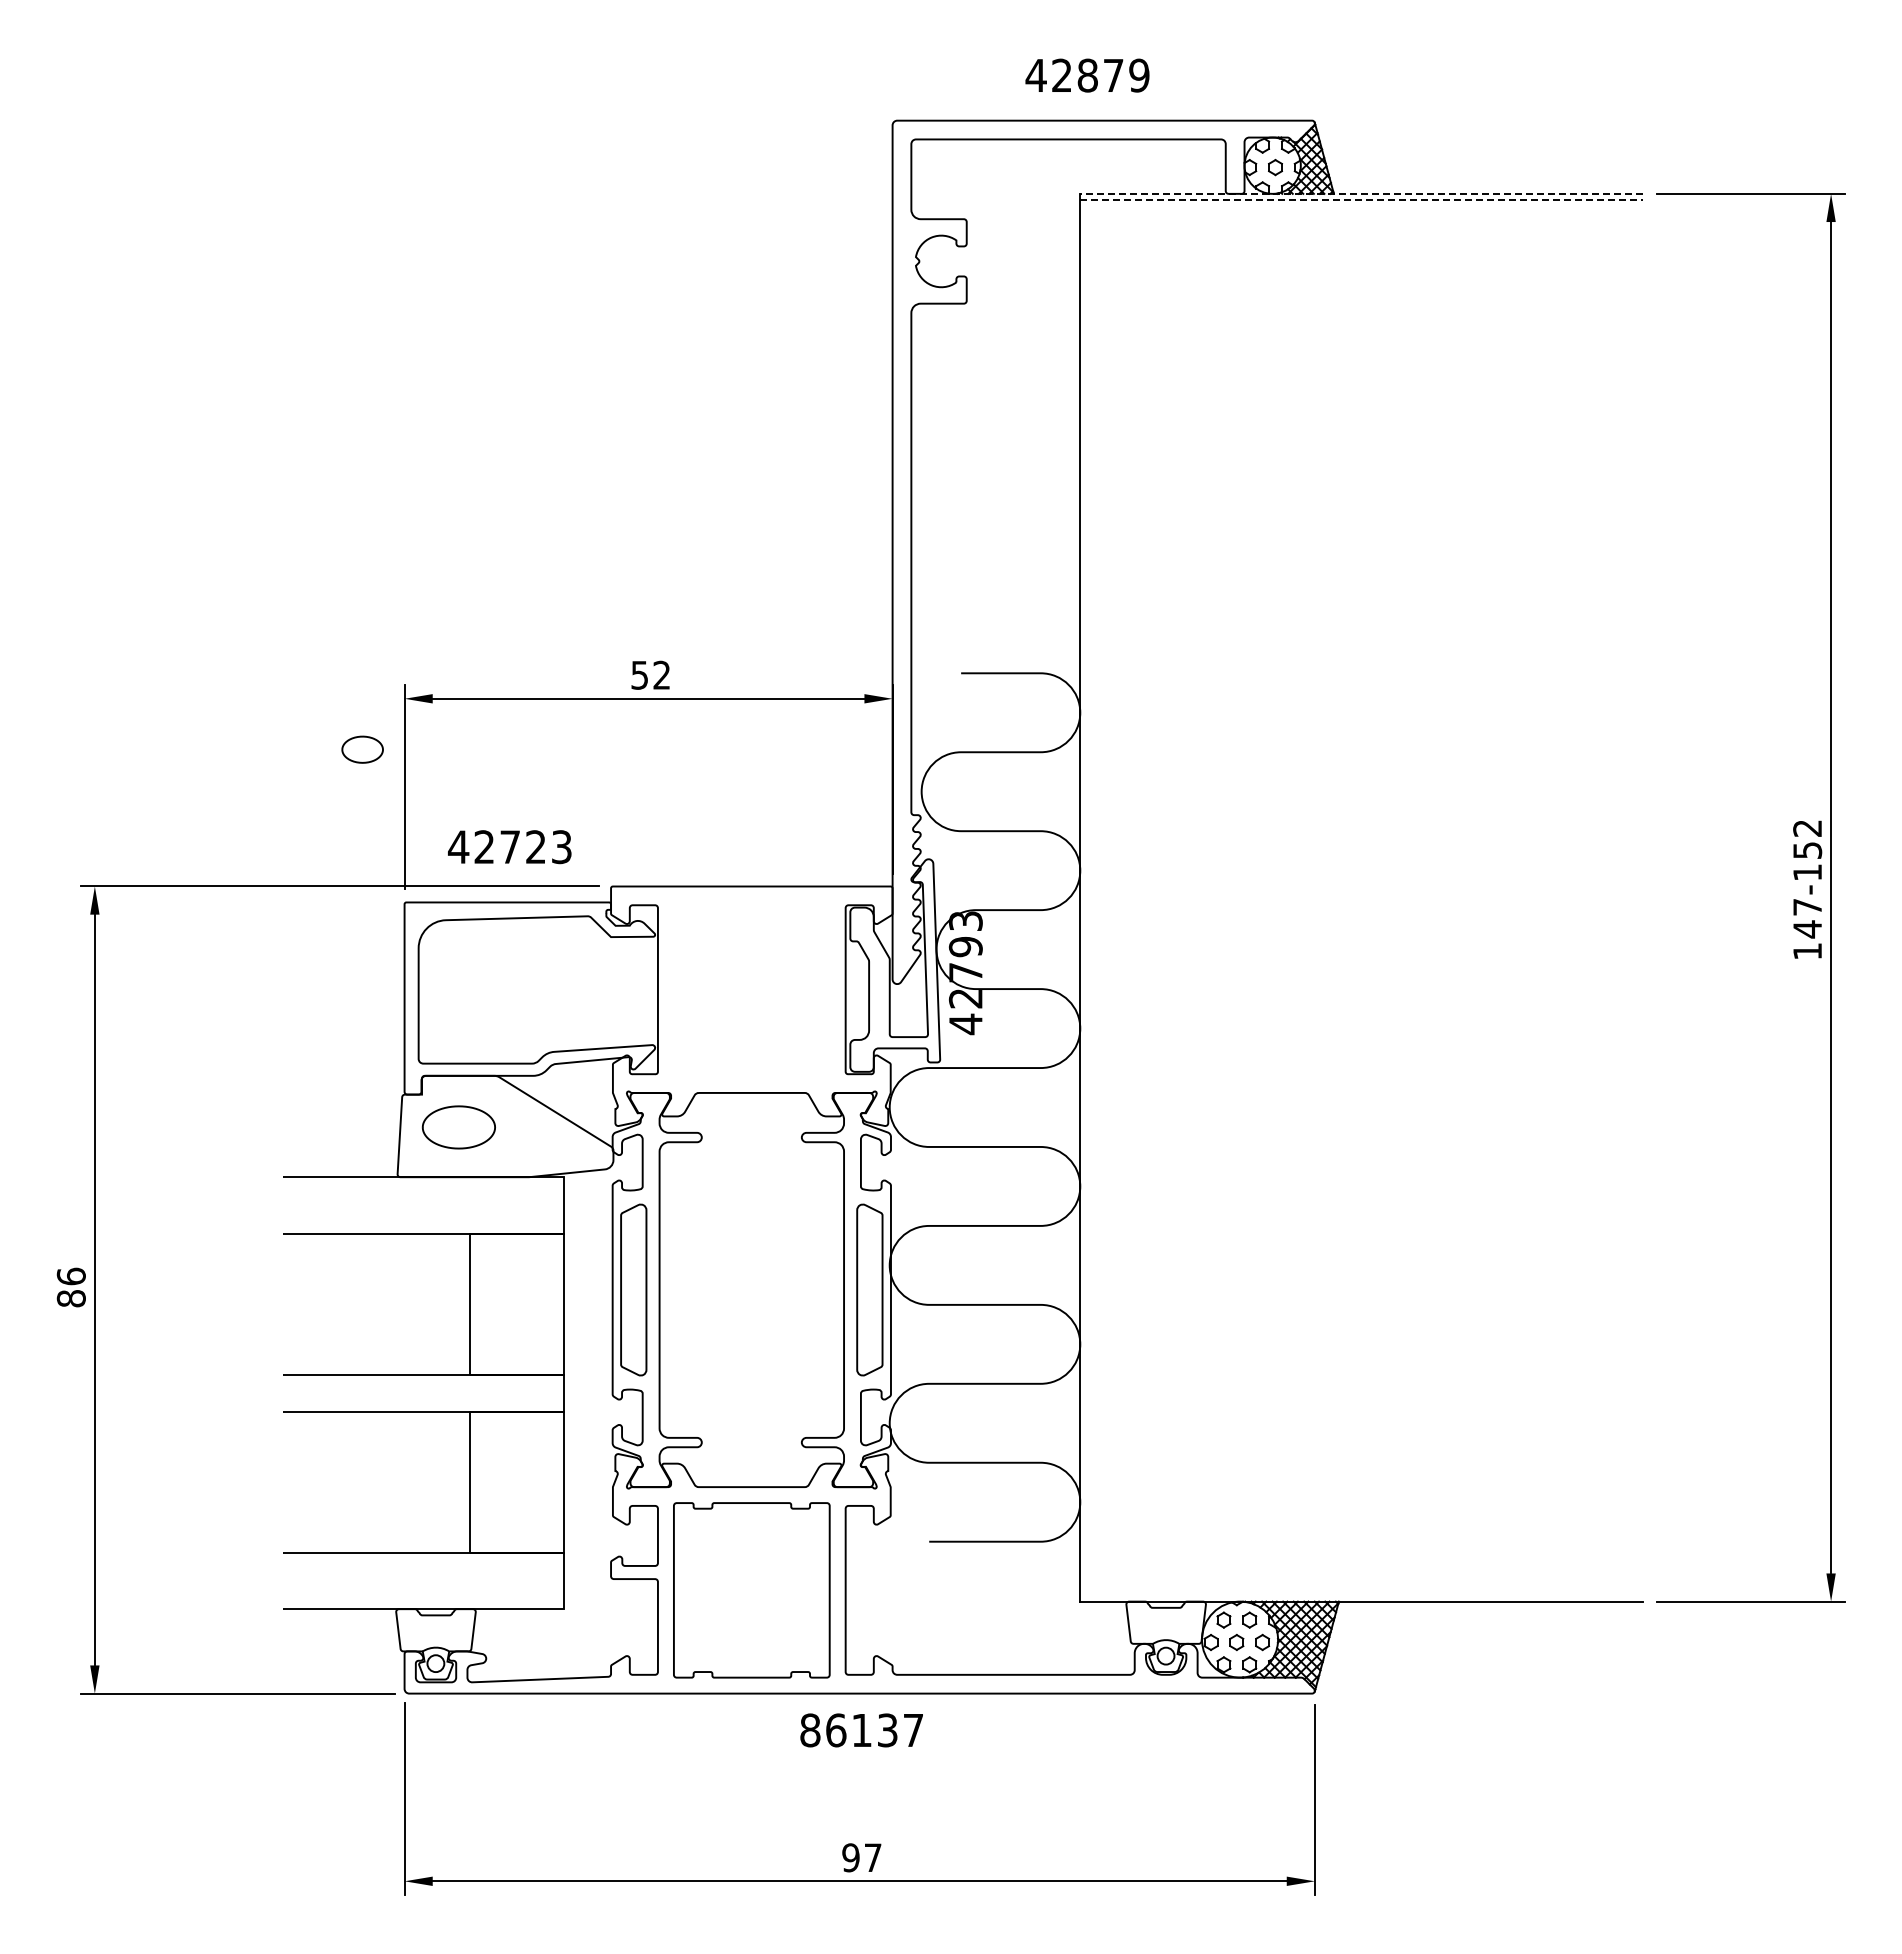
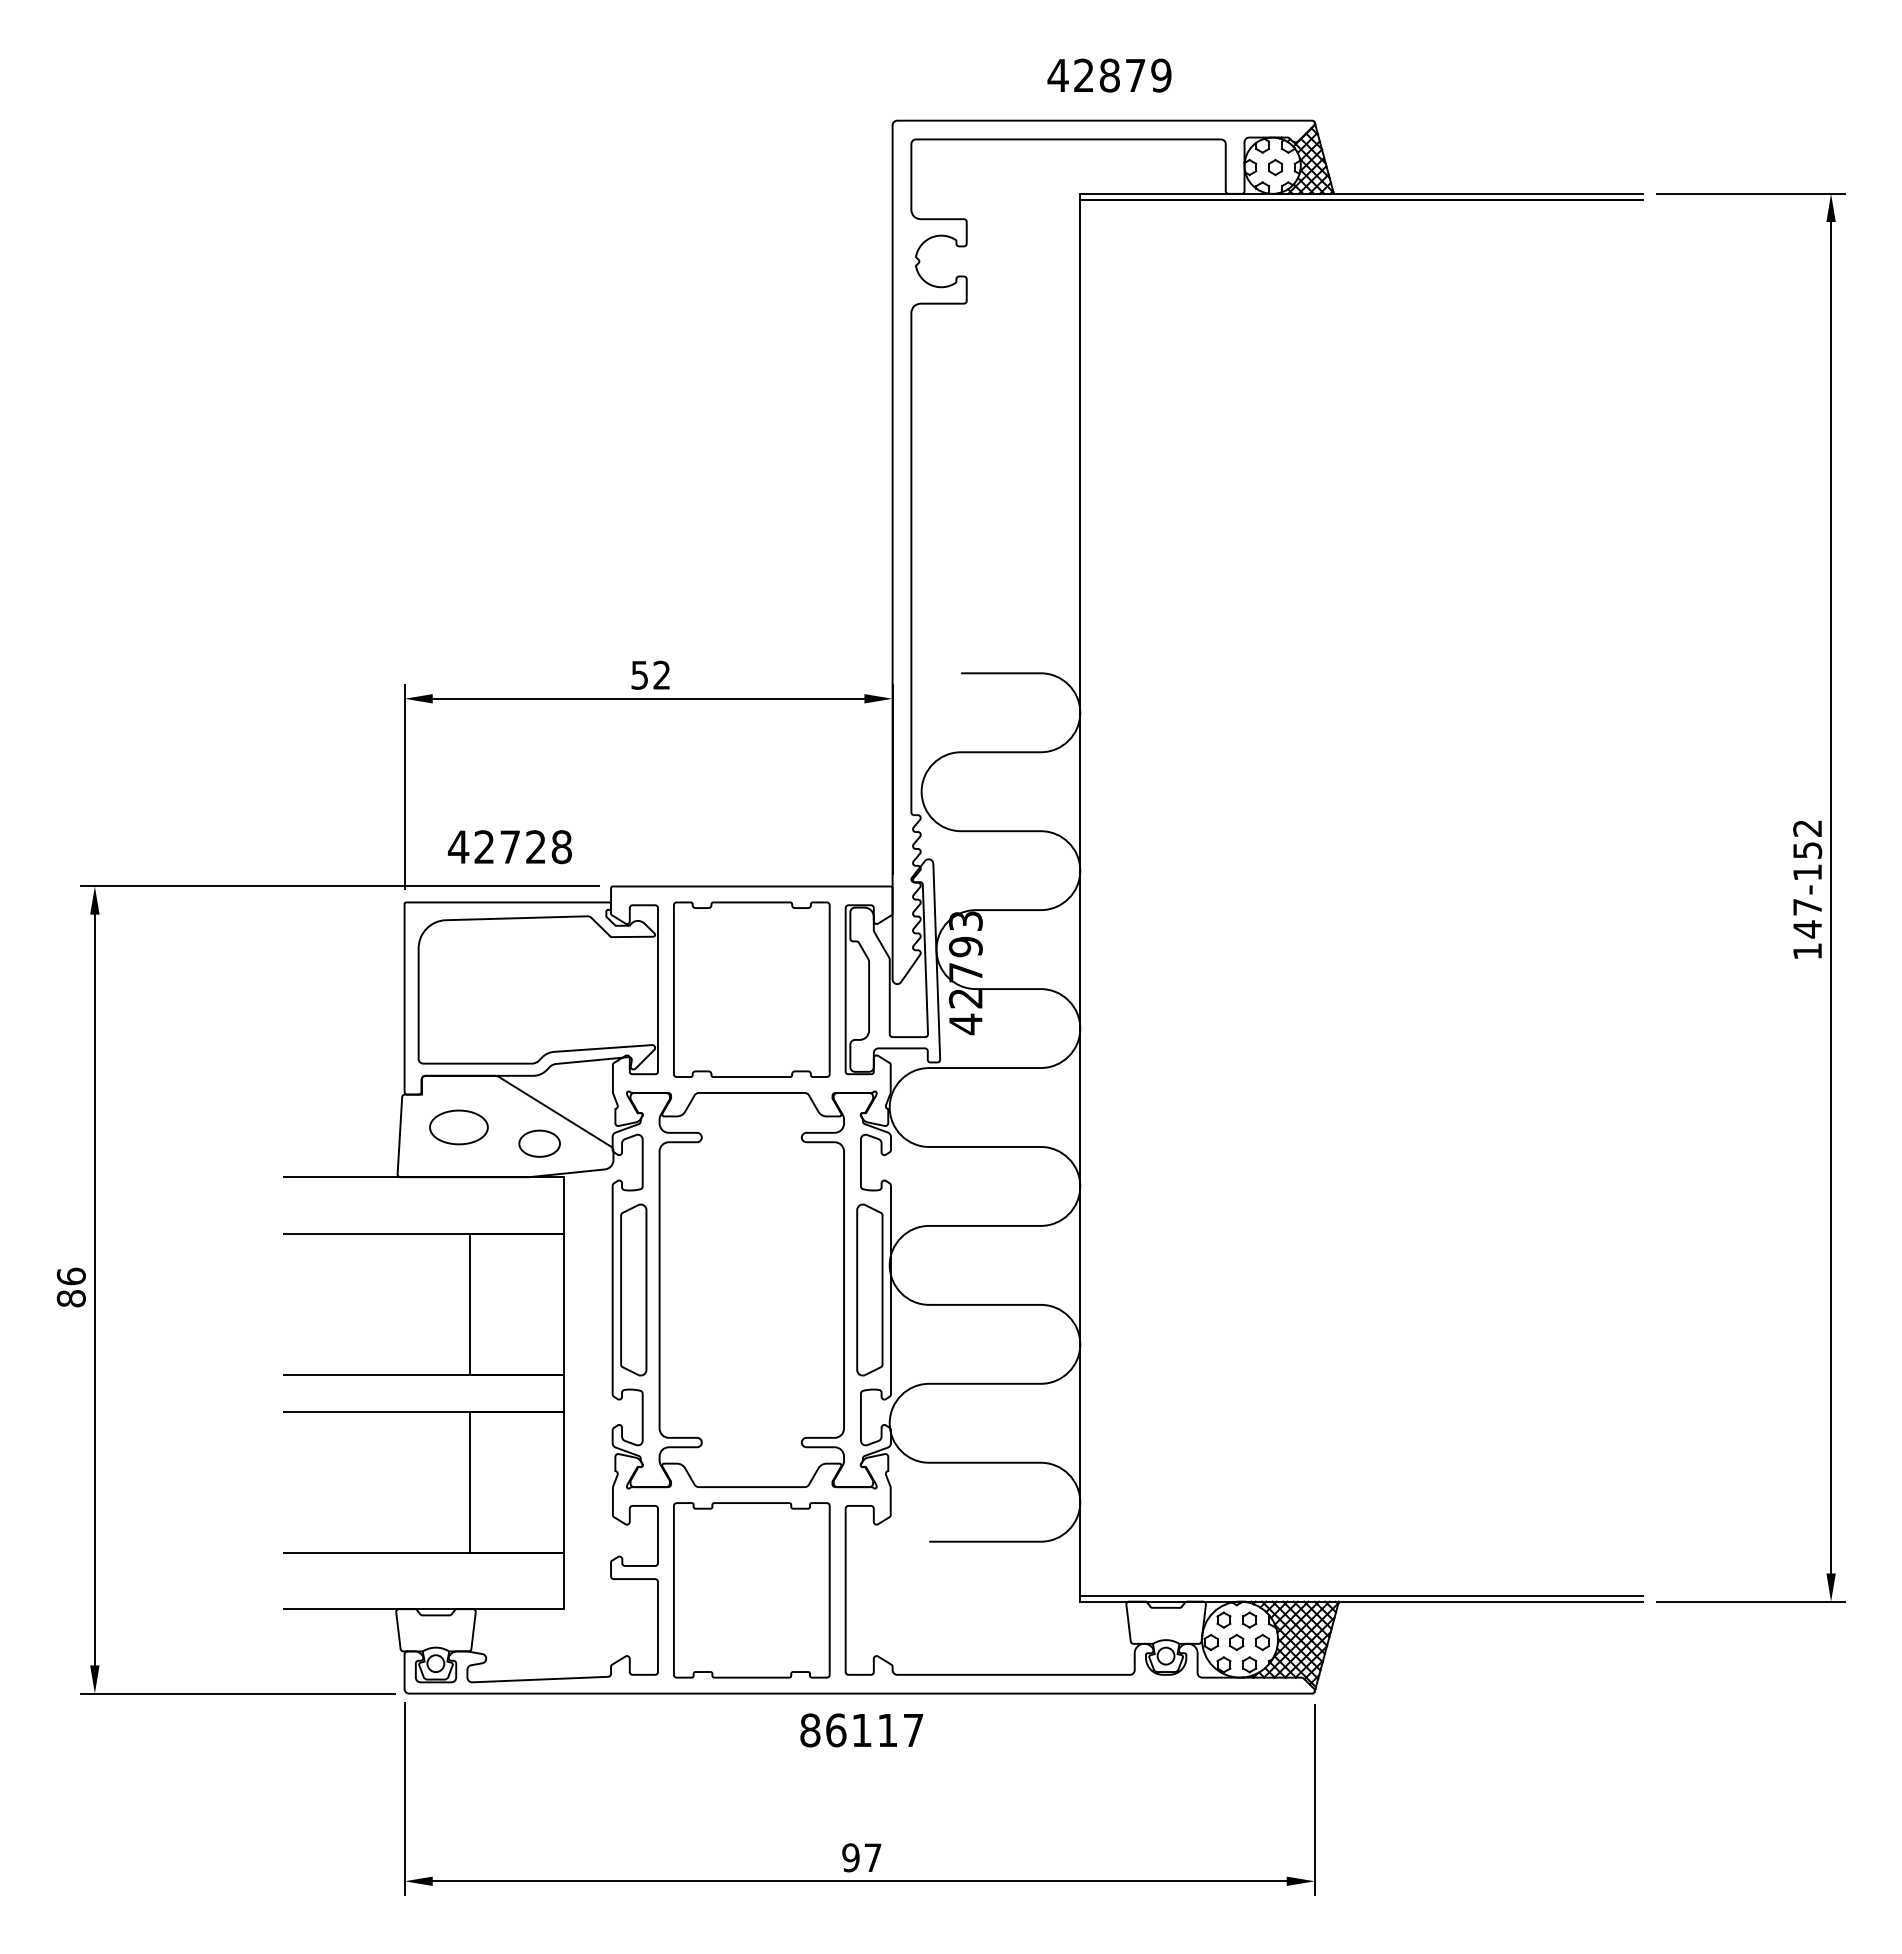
text position: (1087, 75) -> (1109, 75) (1109, 75)
line: dashed -> solid (1361, 193)
line: dashed -> solid (1361, 199)
part position: (362, 749) -> (539, 1143) (539, 1143)
text: 42723 -> 42728 (561, 847)
part: none -> present (751, 989)
part size: 75x45 px -> 60x37 px (458, 1127)
line: none -> present (1361, 1595)
text: 86137 -> 86117 (887, 1730)
